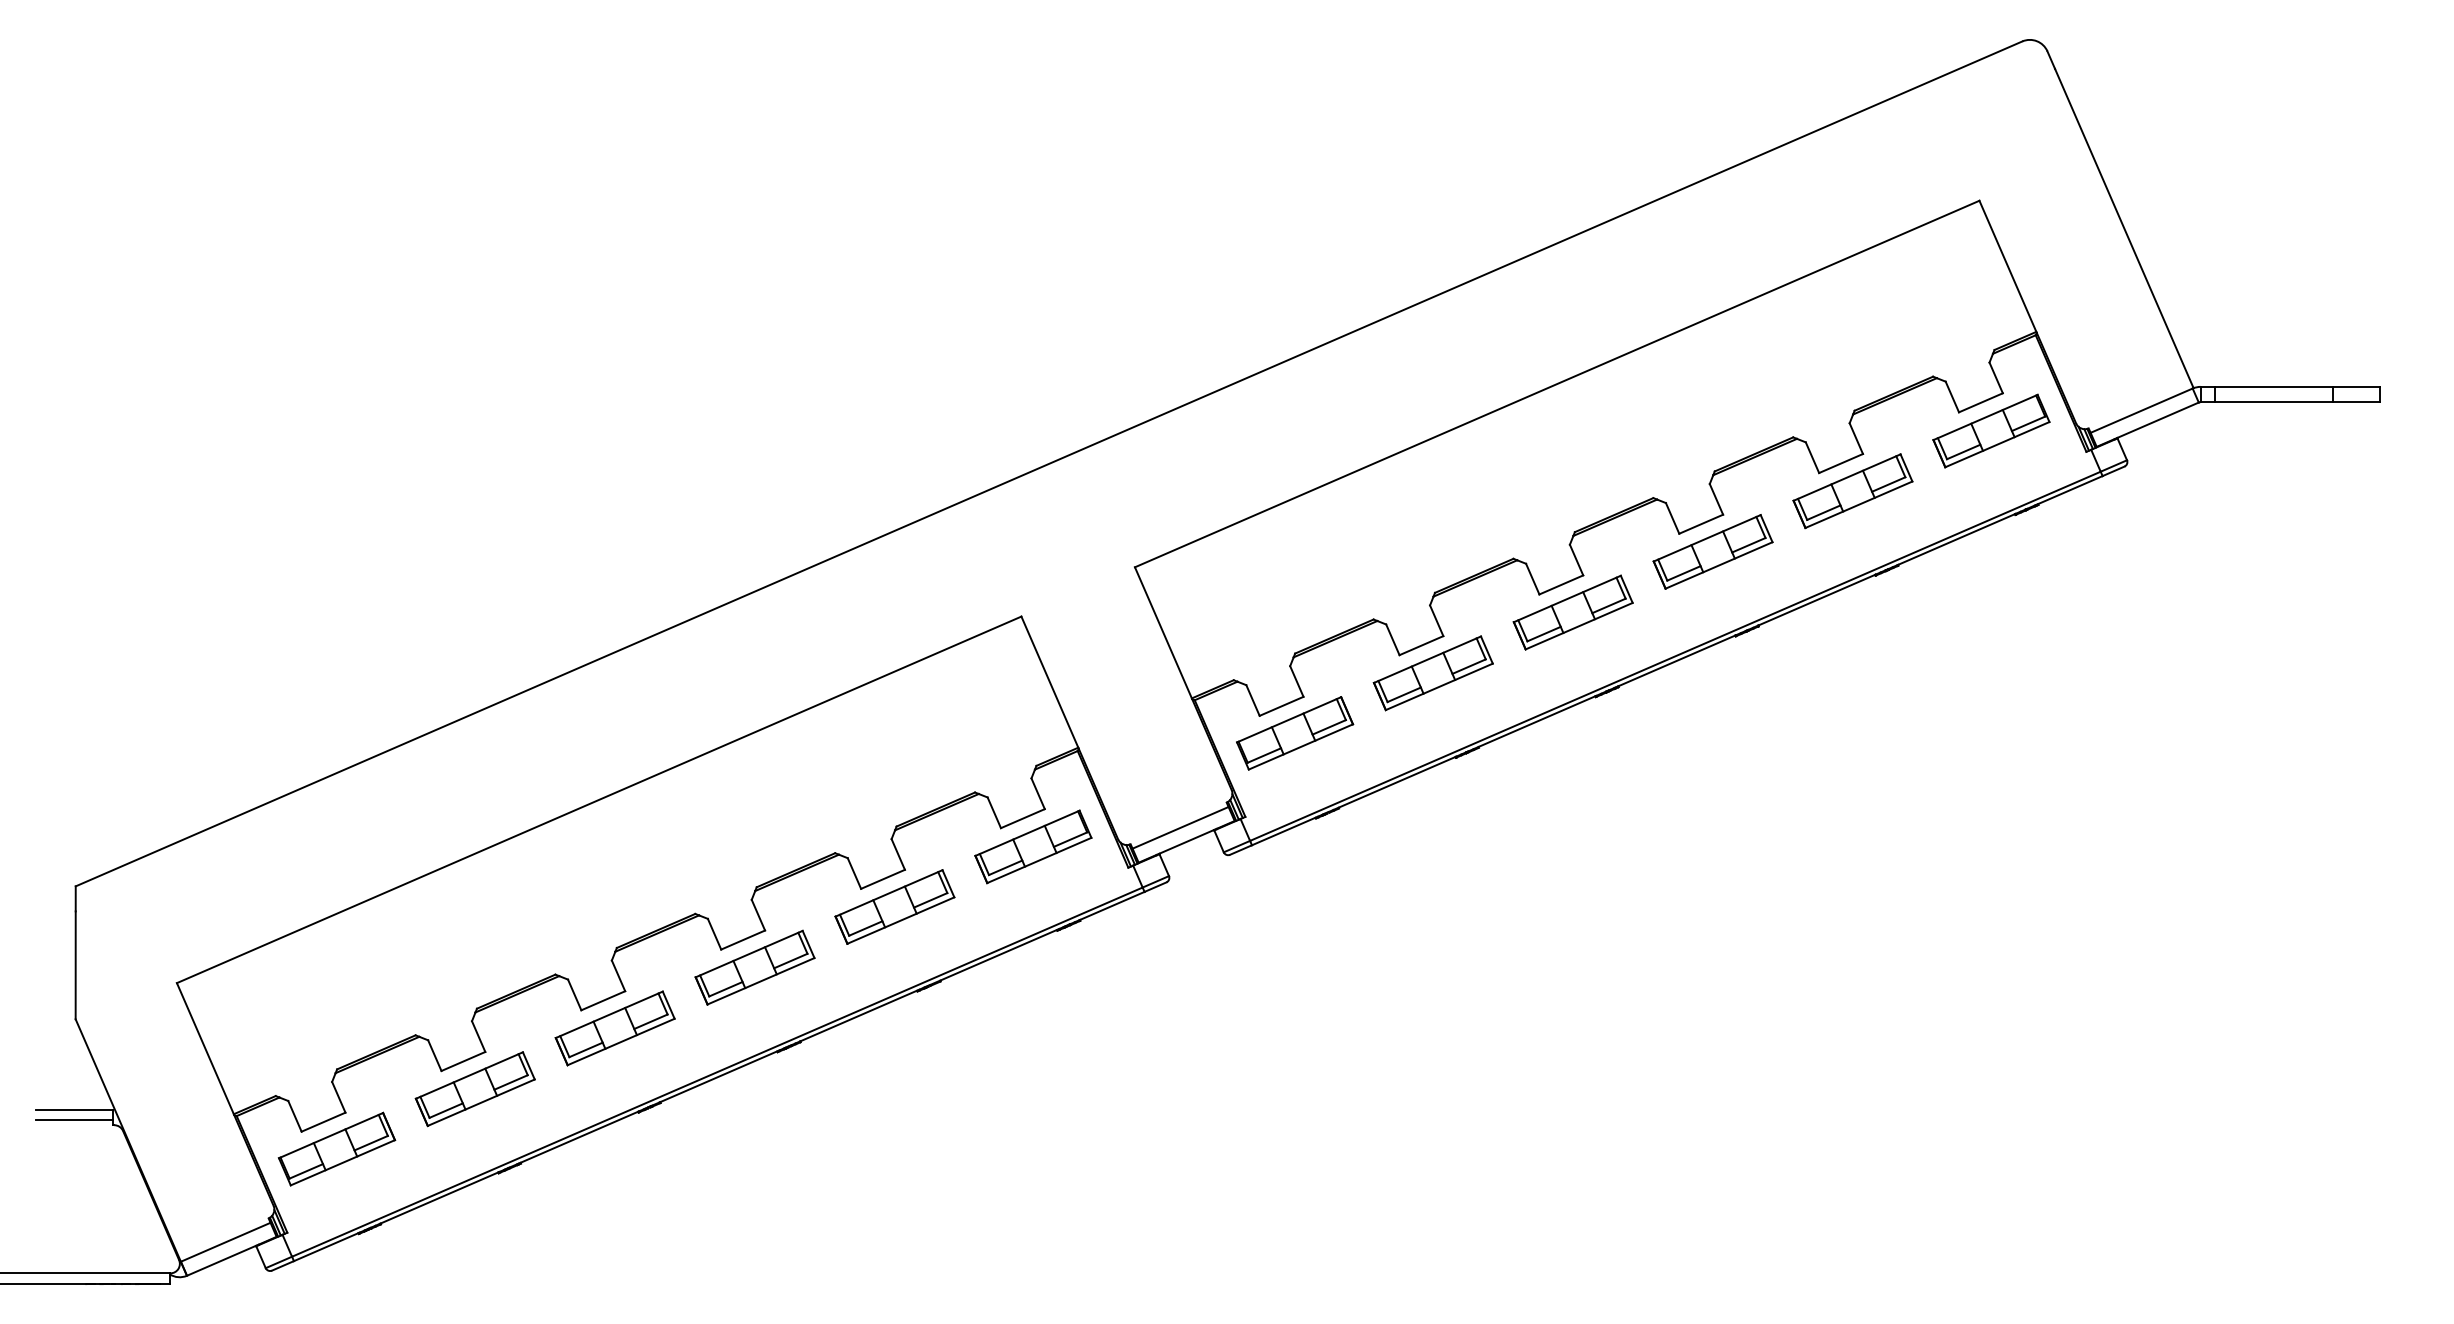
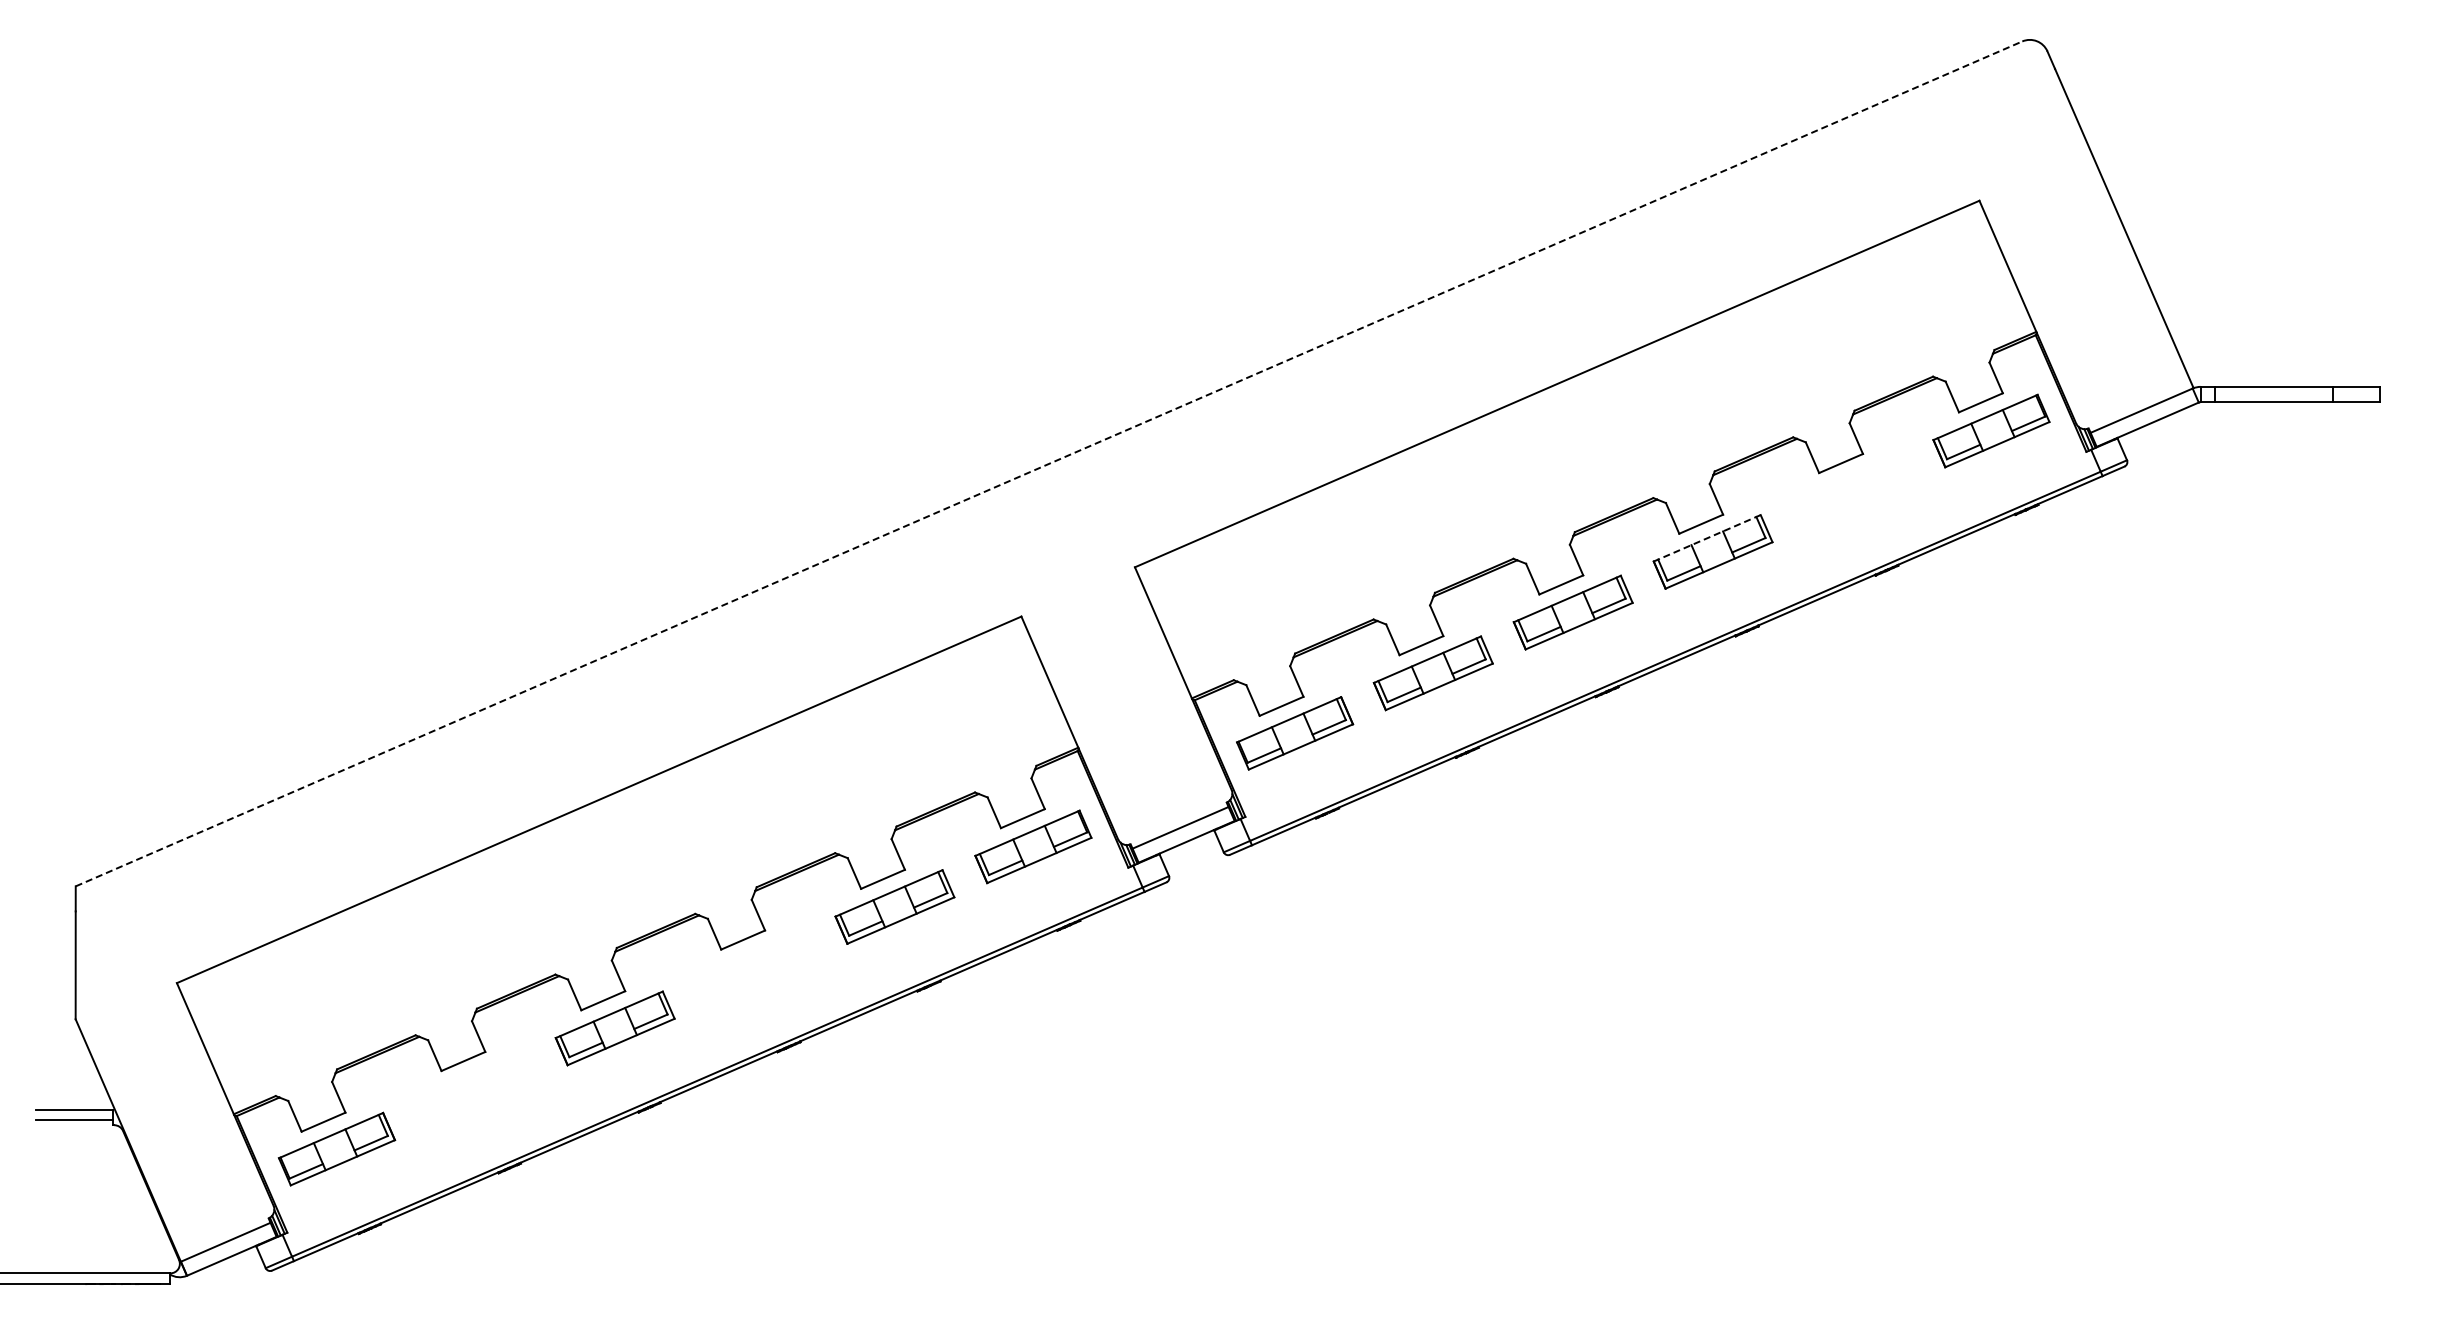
line: solid -> dashed (1049, 463)
part: present -> none (1852, 491)
line: solid -> dashed (1706, 538)
part: present -> none (754, 967)
part: present -> none (474, 1089)
